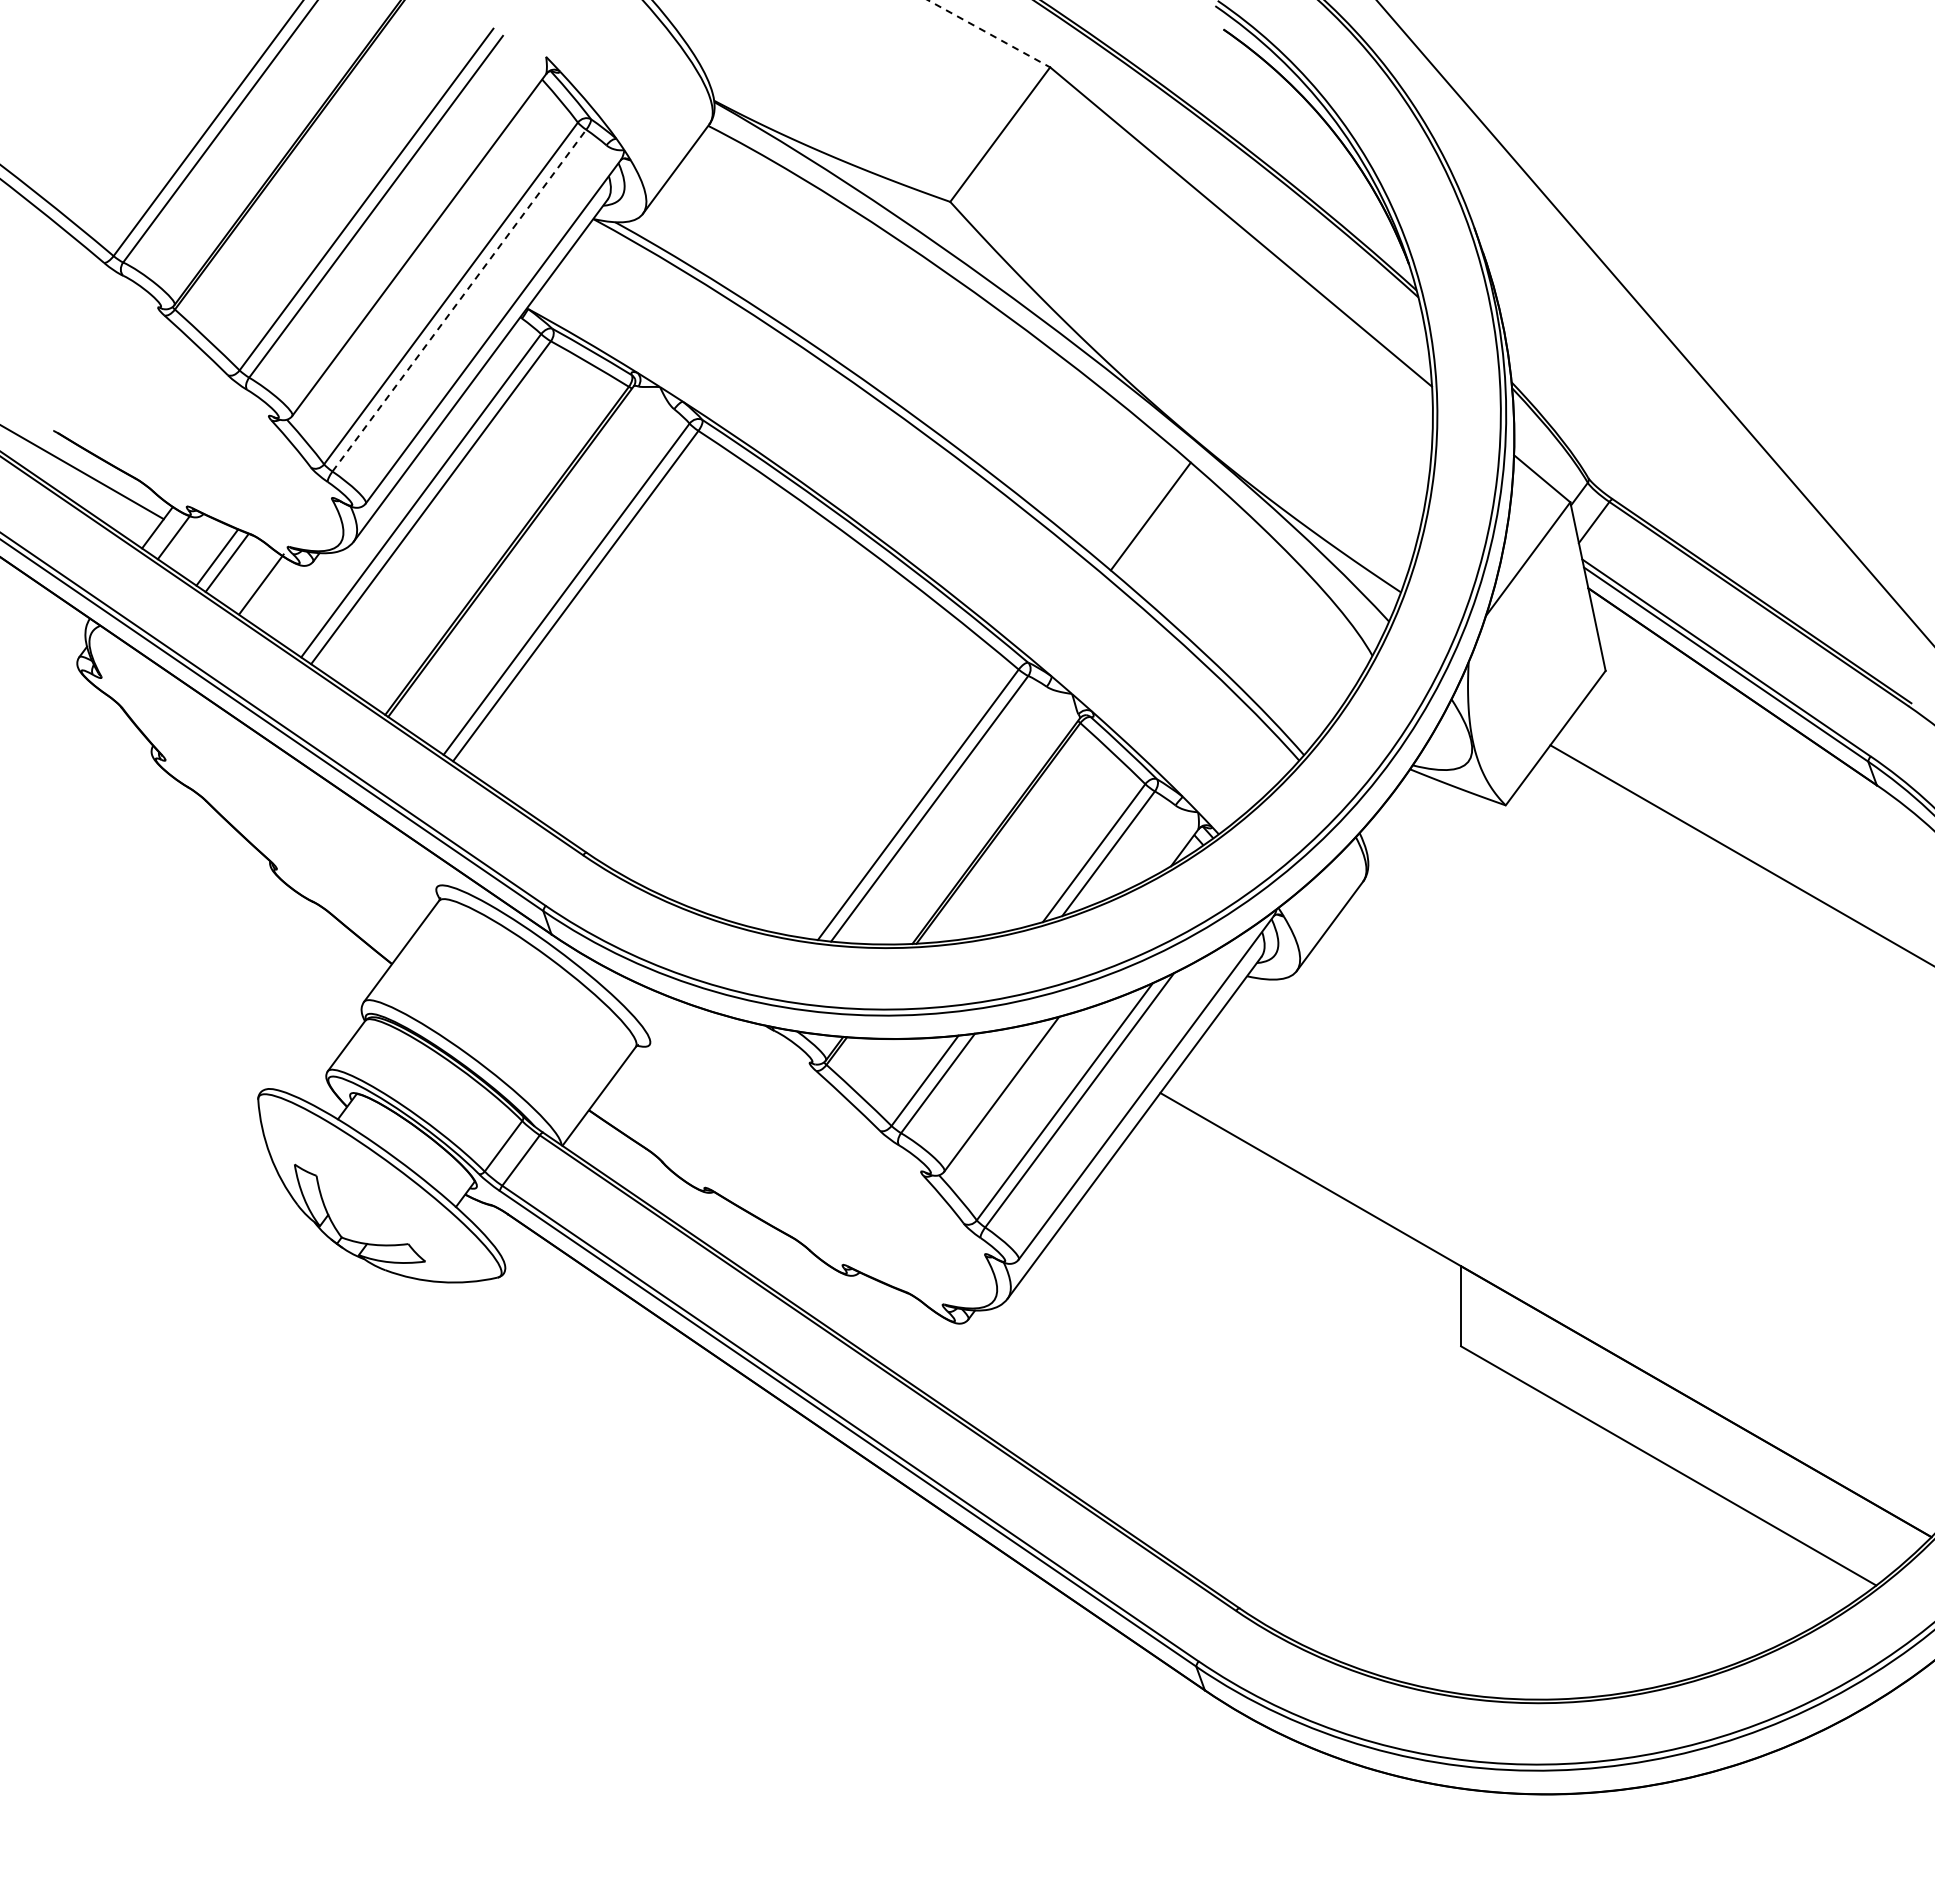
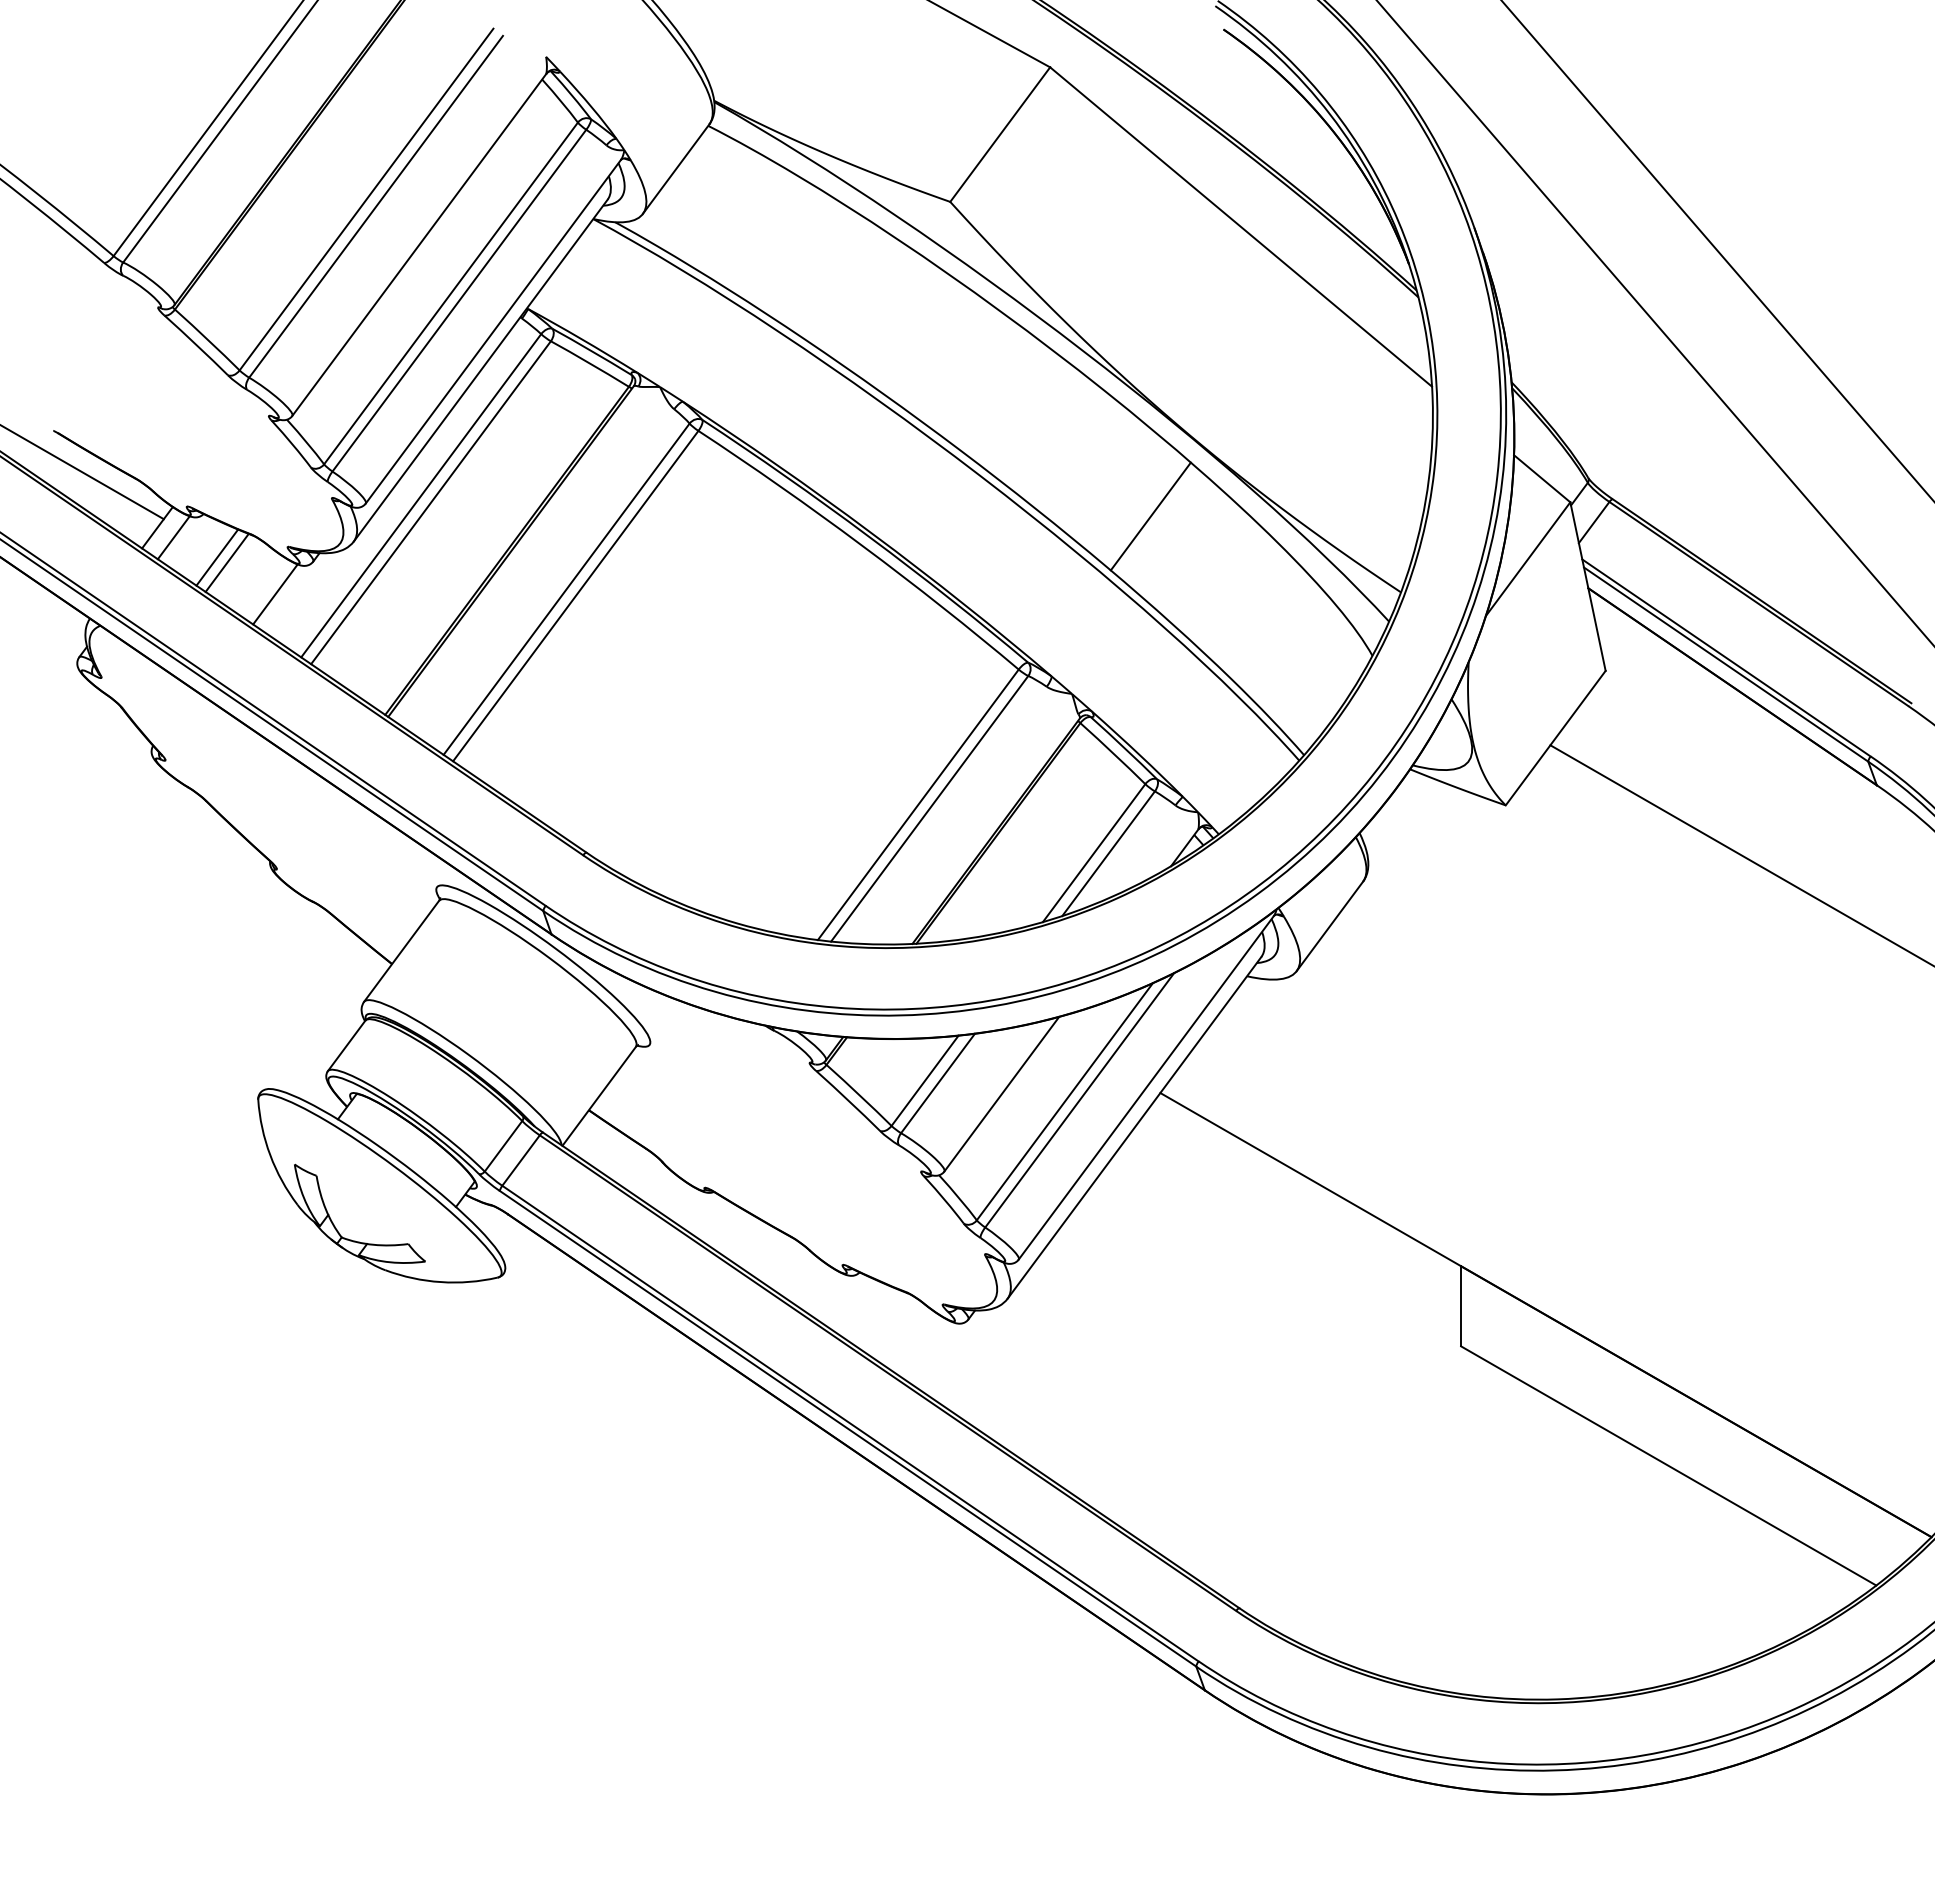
line: dashed -> solid (989, 33)
line: none -> present (1717, 250)
line: dashed -> solid (459, 300)
line position: (261, 584) -> (275, 594) (275, 594)
